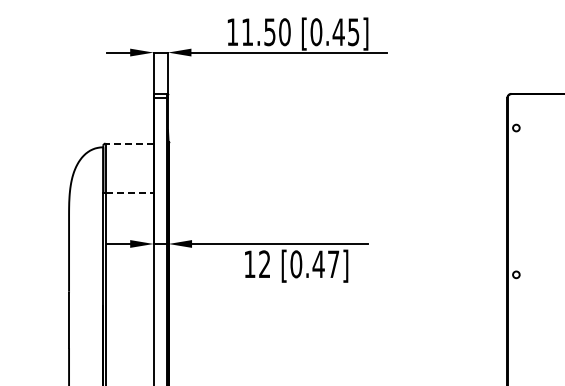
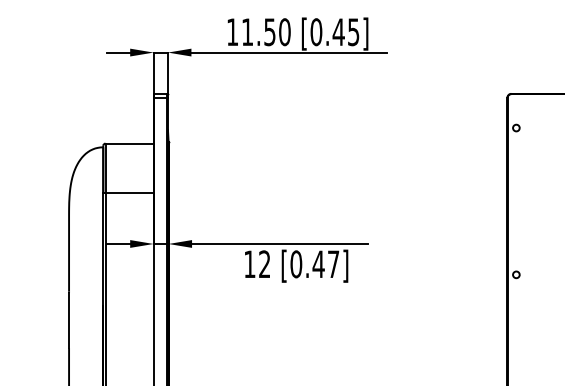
line: dashed -> solid (129, 143)
line: dashed -> solid (130, 193)
